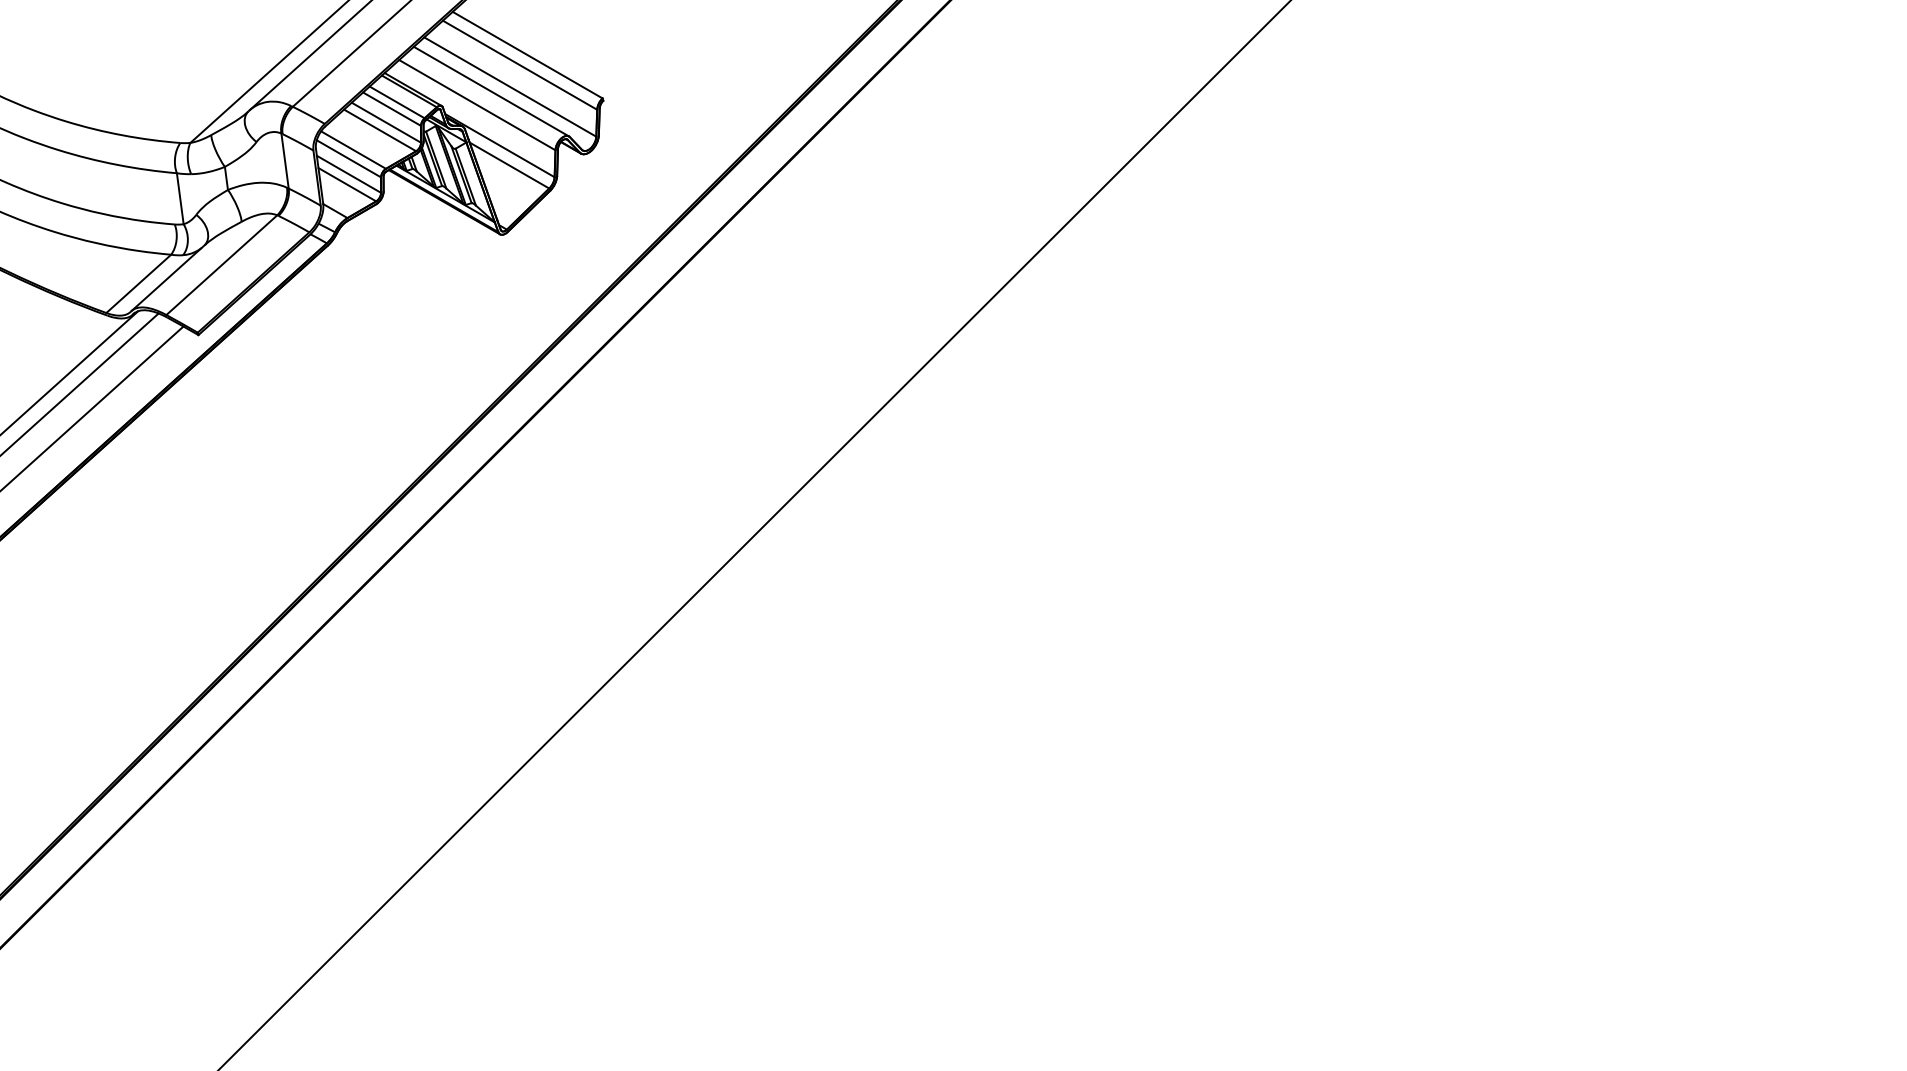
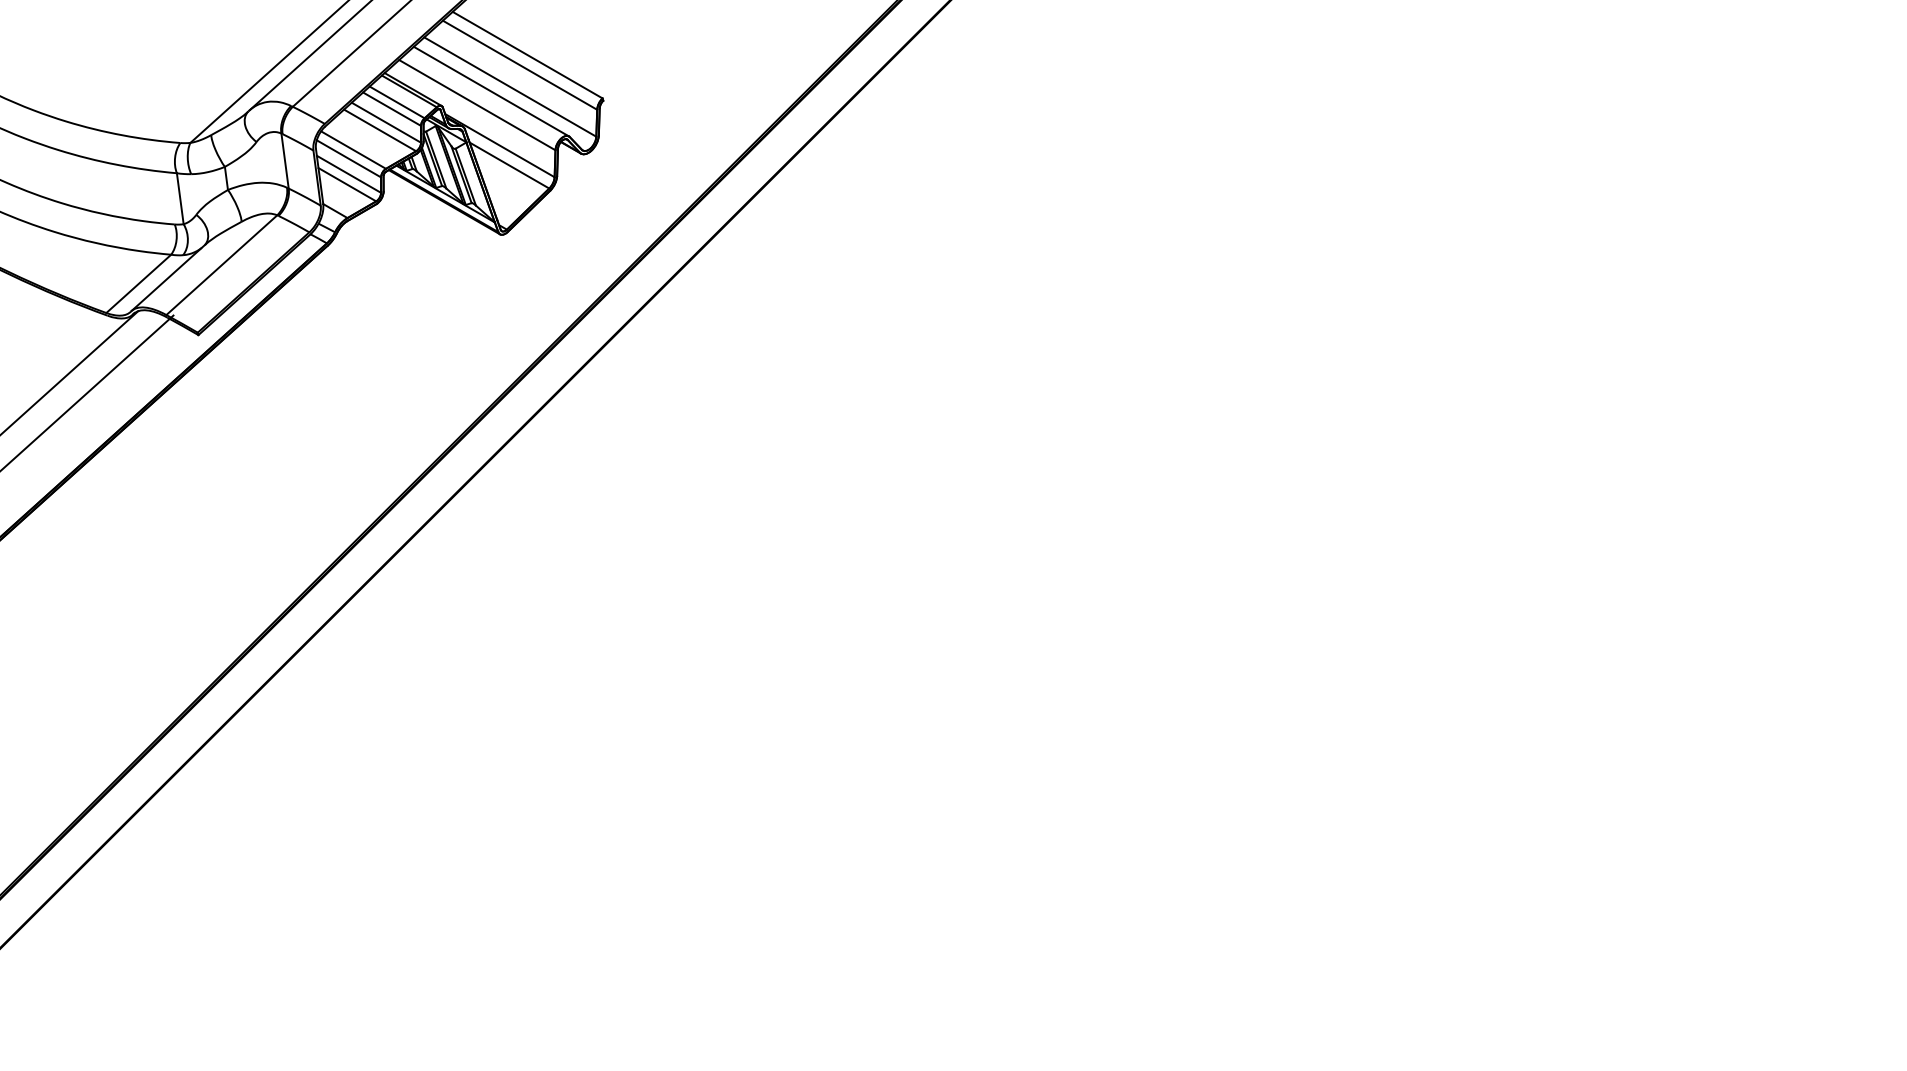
line: present -> none (80, 383)
line position: (92, 407) -> (87, 392) (87, 392)
line: present -> none (755, 534)
